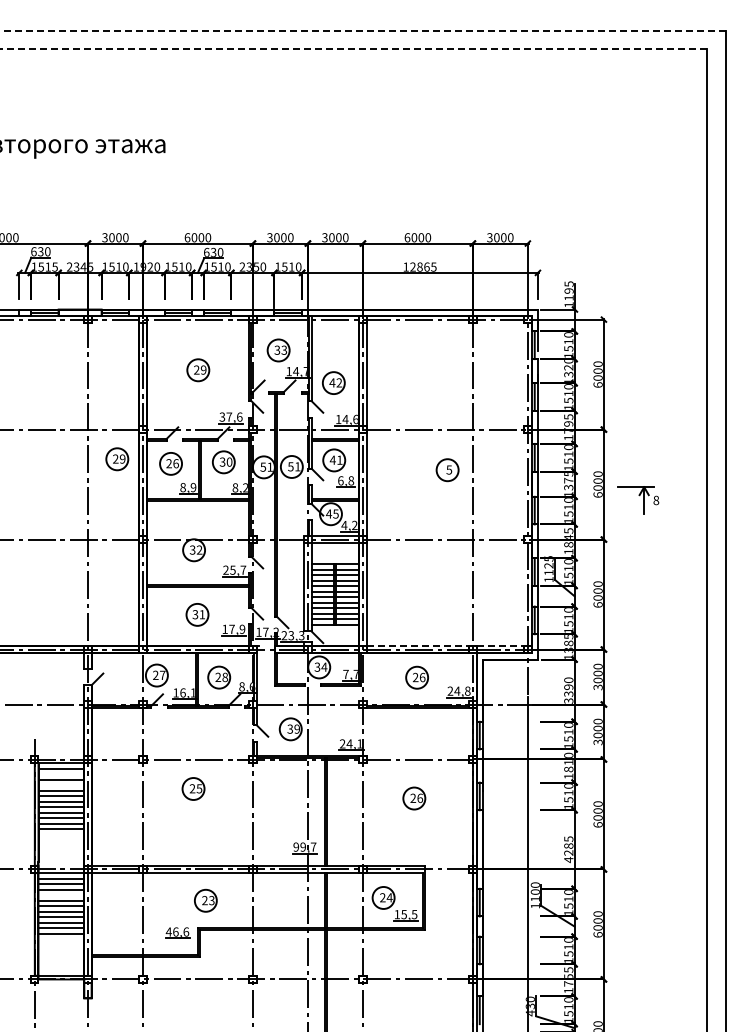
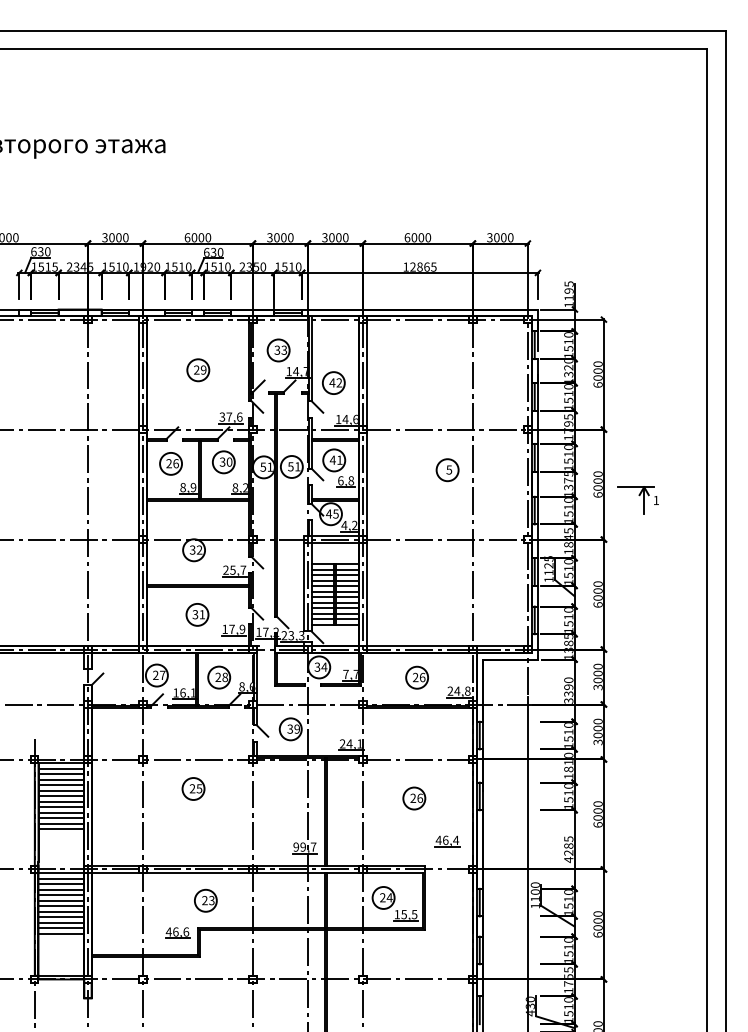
line: dashed -> solid (362, 30)
line: dashed -> solid (354, 49)
part: present -> none (117, 459)
text: 8 -> 1 (656, 500)
line: dashed -> solid (445, 645)
line: none -> present (61, 774)
line: none -> present (61, 785)
part: none -> present (447, 841)
line: none -> present (61, 895)
